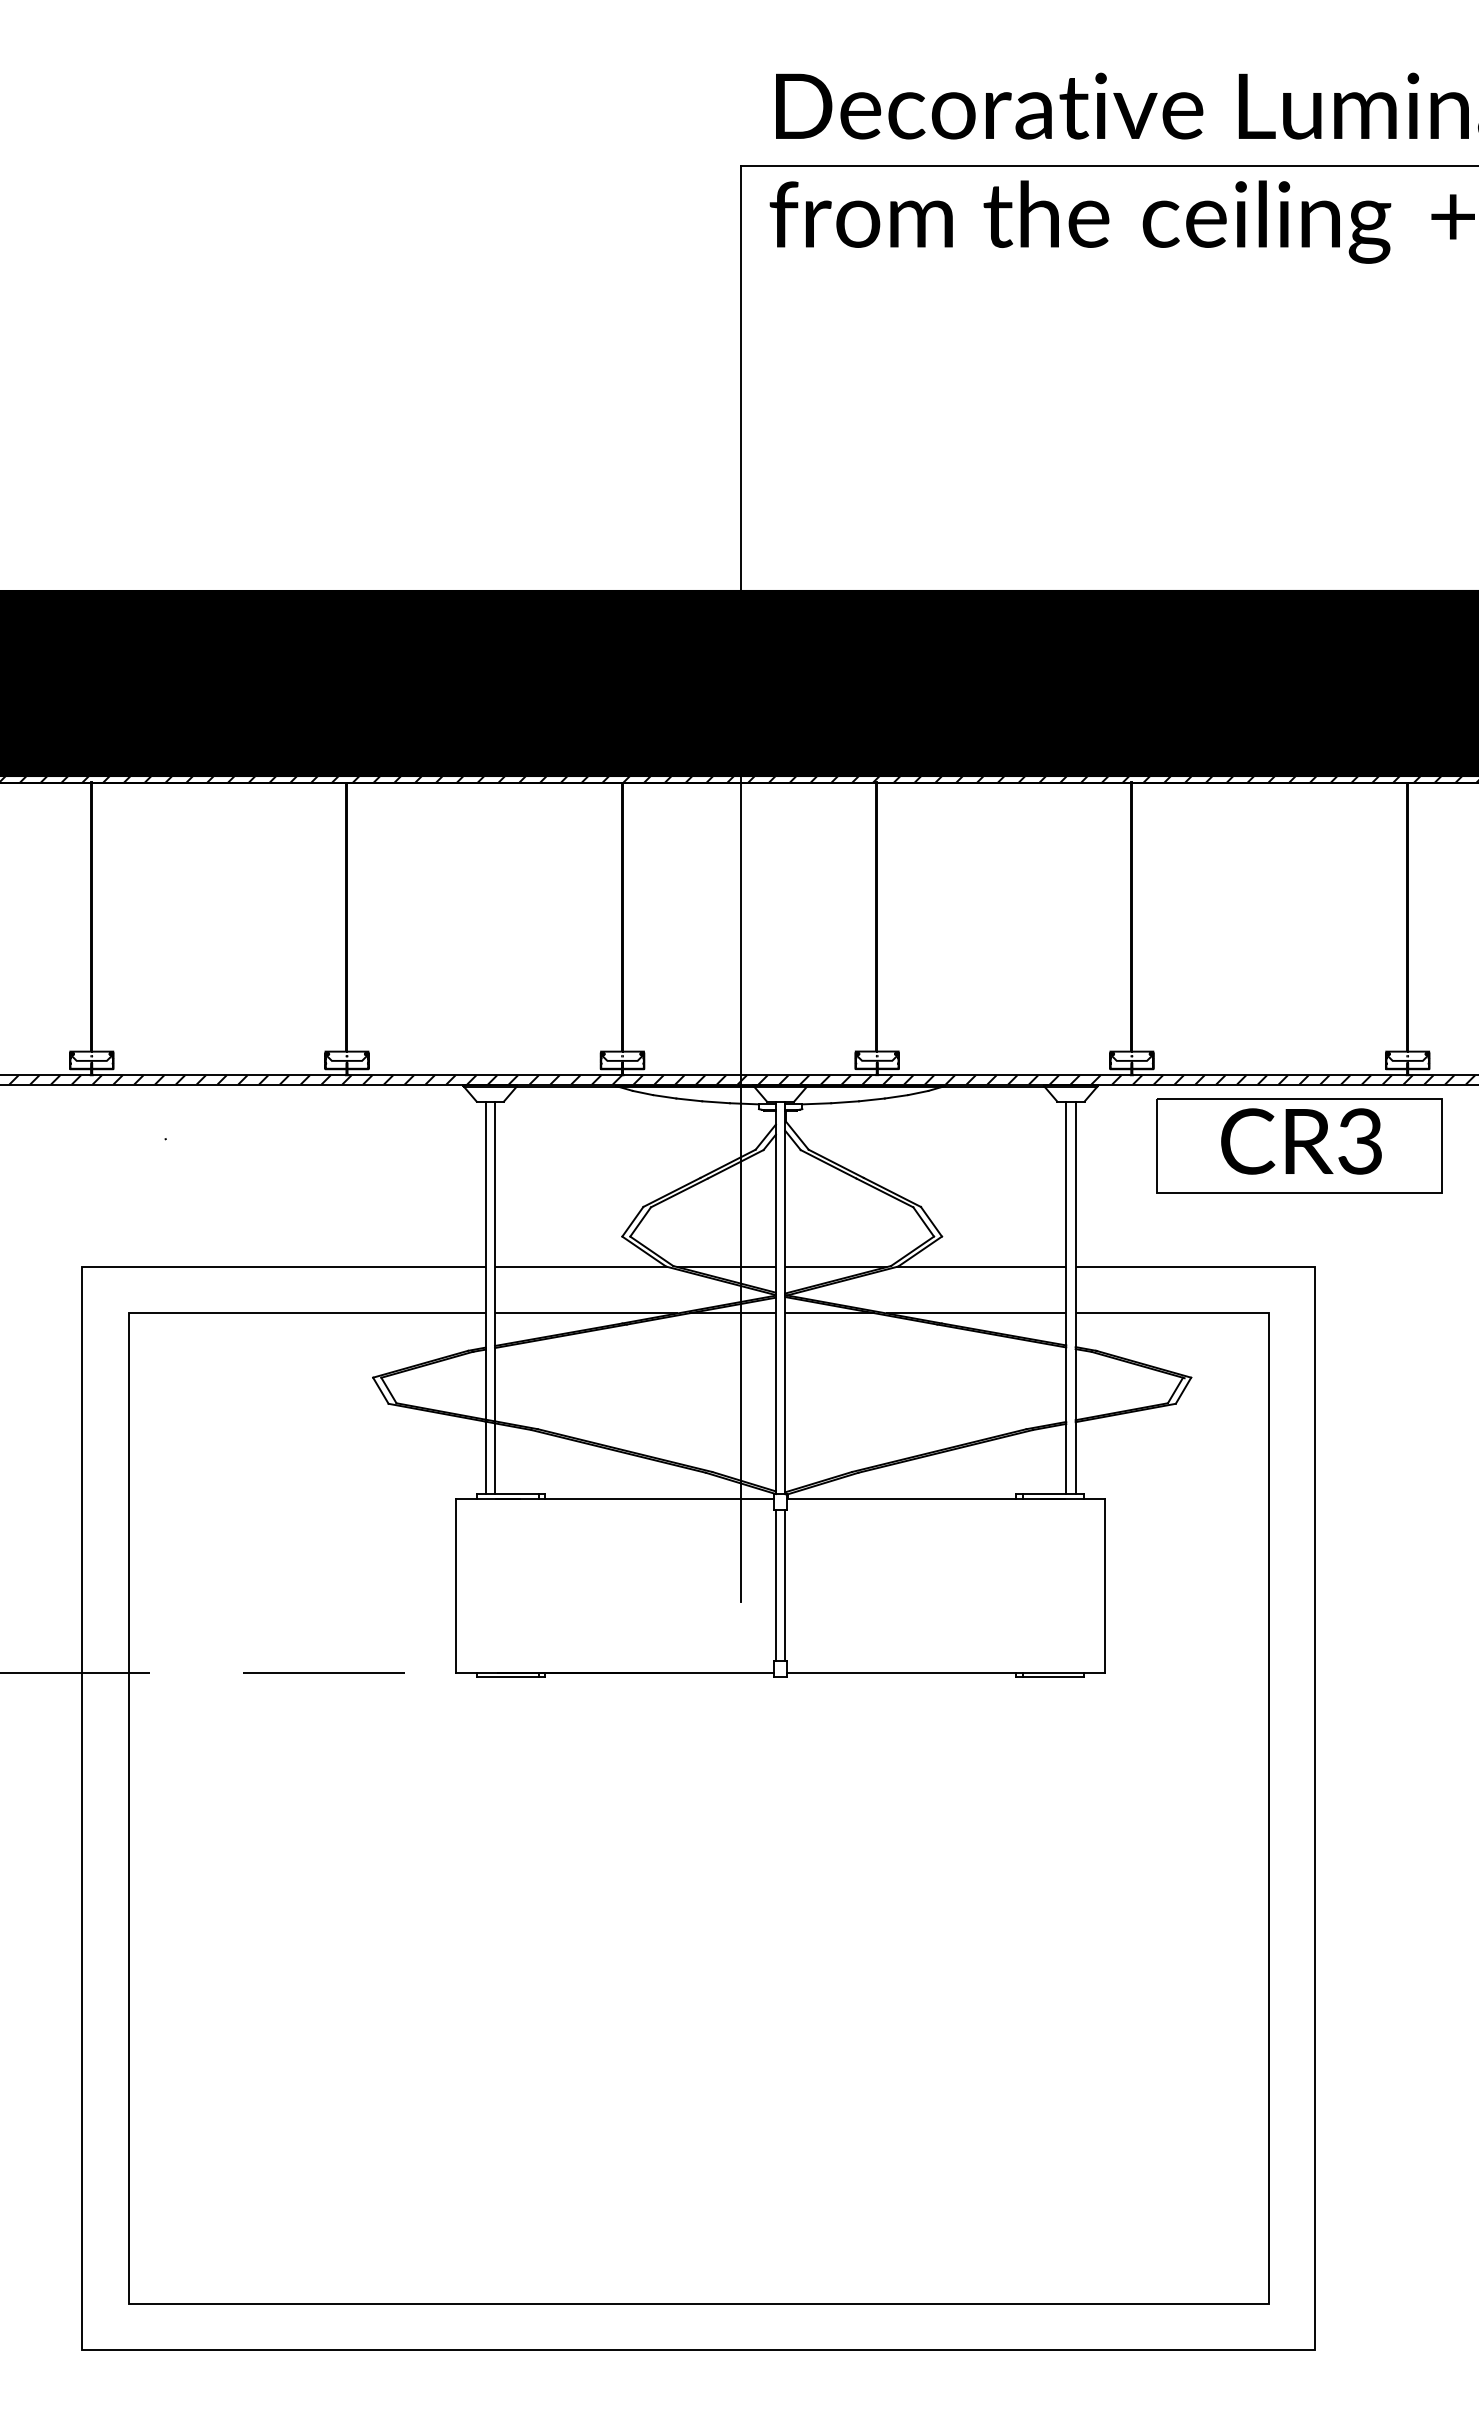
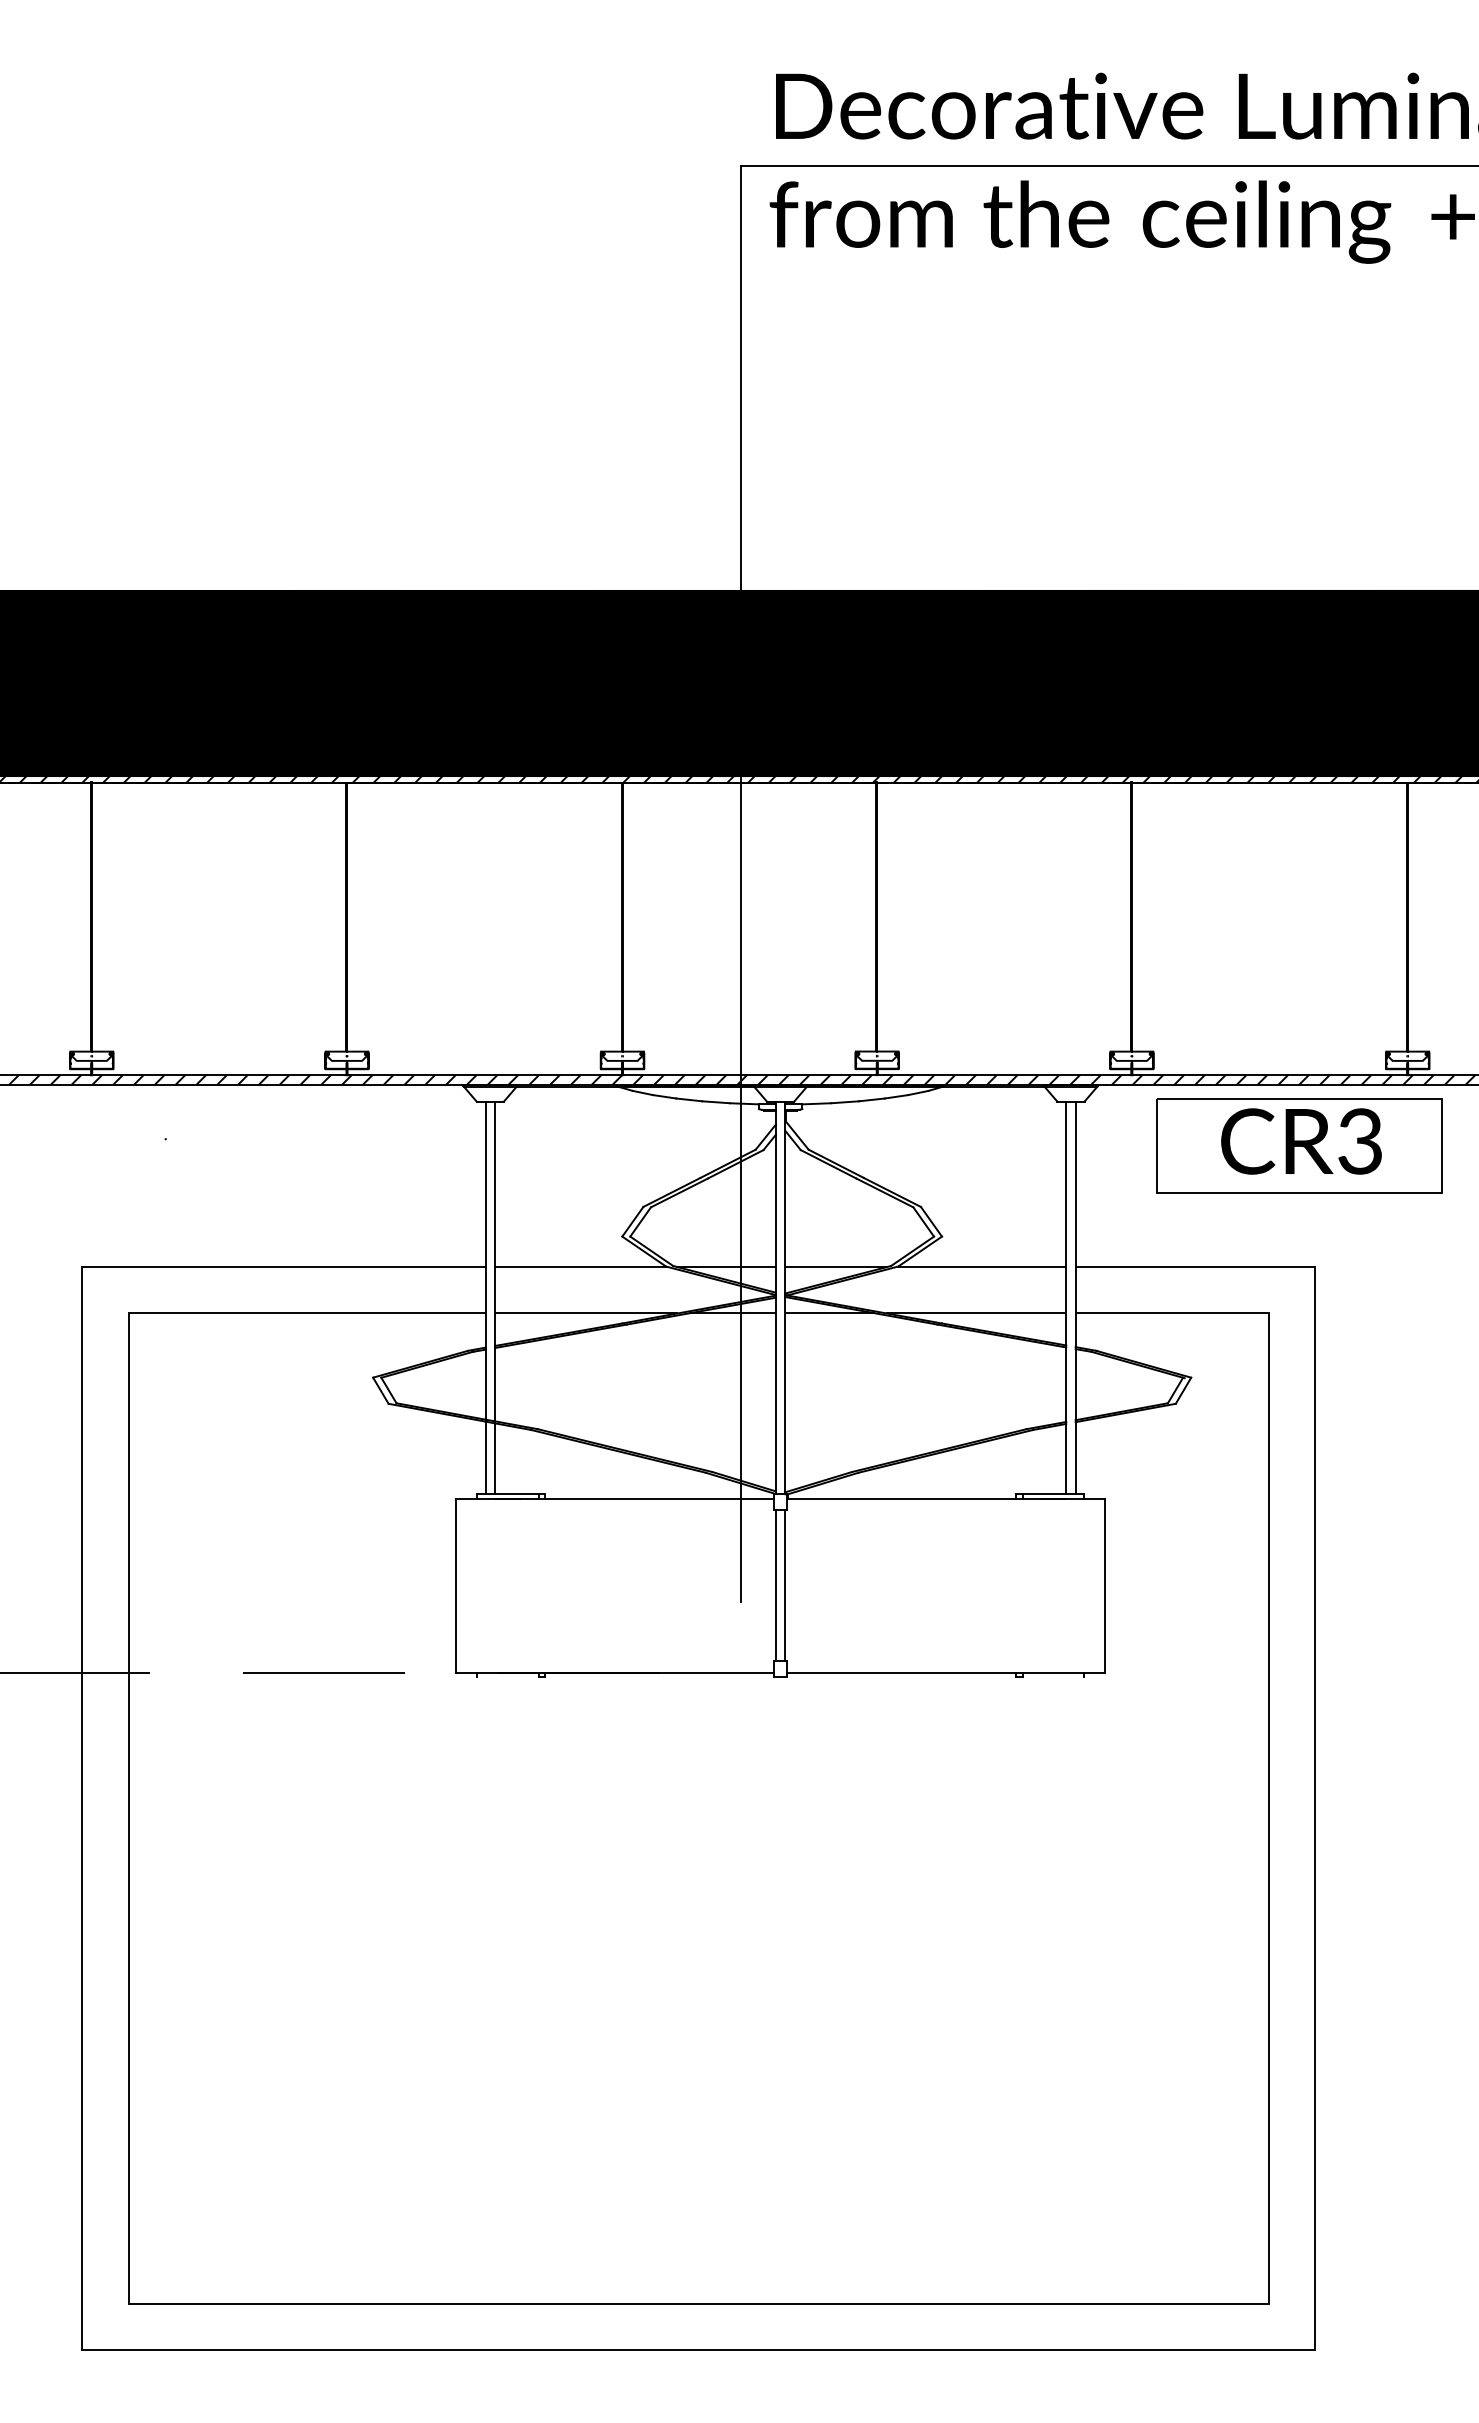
line: present -> none (507, 1677)
line: present -> none (1052, 1677)
